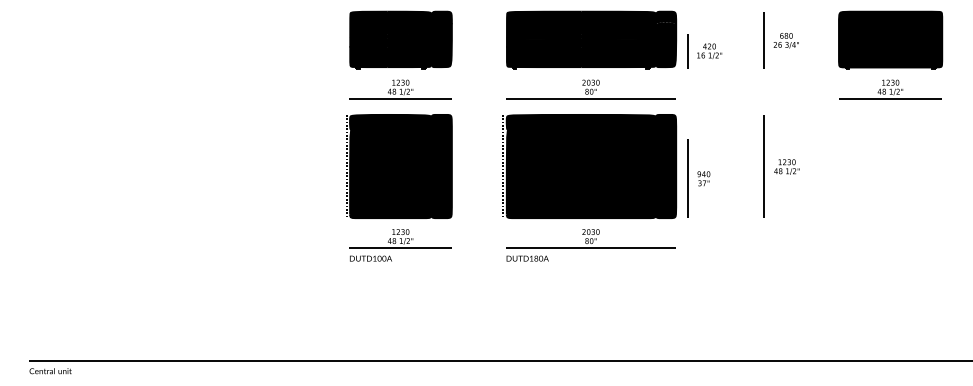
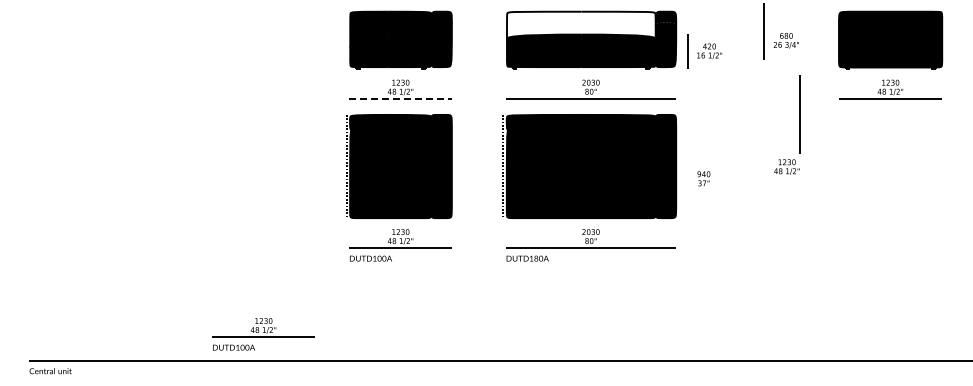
fill: present -> none (580, 24)
line position: (763, 40) -> (763, 31) (763, 31)
line: solid -> dashed (400, 99)
line: present -> none (763, 166)
line position: (687, 178) -> (799, 114) (799, 114)
part: none -> present (263, 334)
